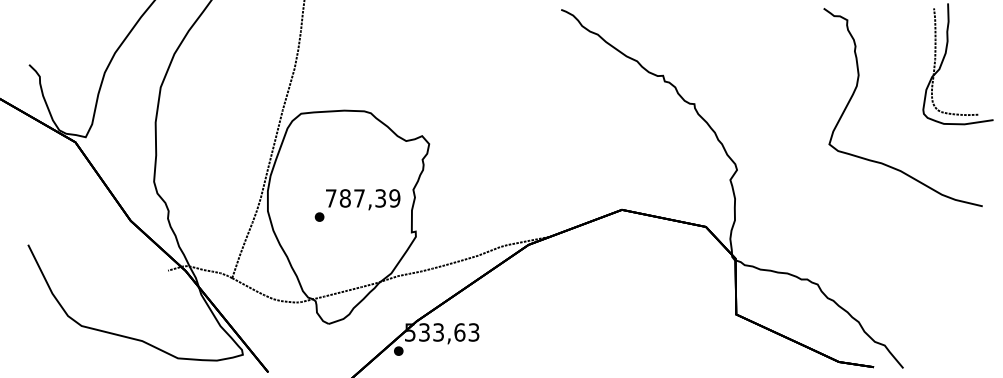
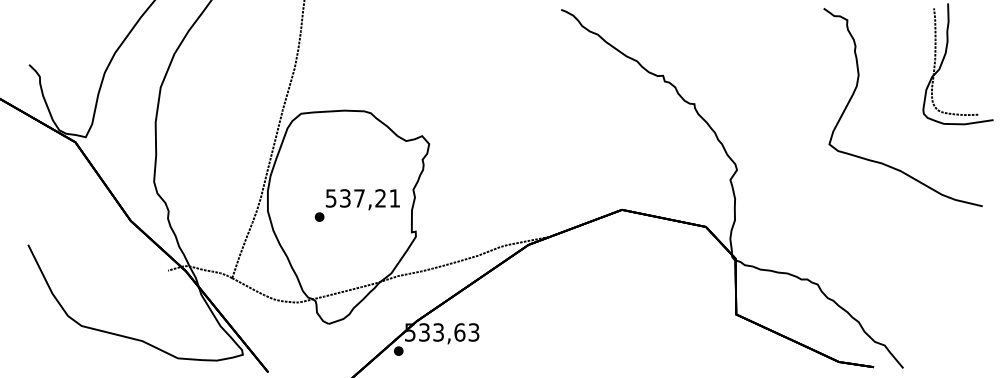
text: 787,39 -> 537,21 (362, 198)
